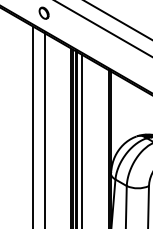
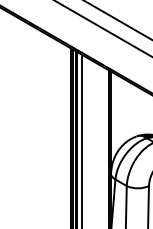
part: present -> none (43, 12)
line: present -> none (33, 125)
line: present -> none (45, 129)
